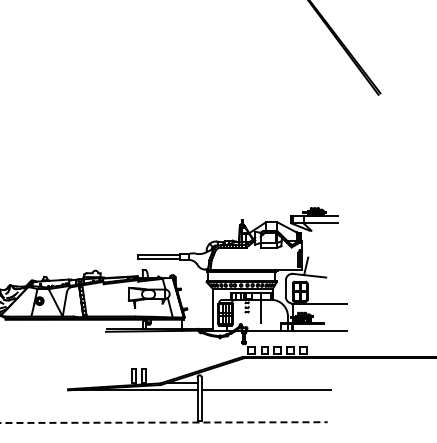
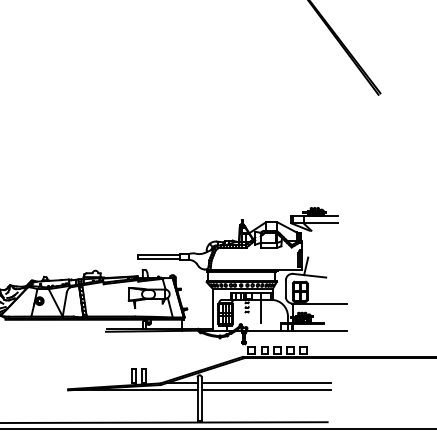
line: none -> present (266, 383)
line: dashed -> solid (164, 422)
line: none -> present (217, 429)
